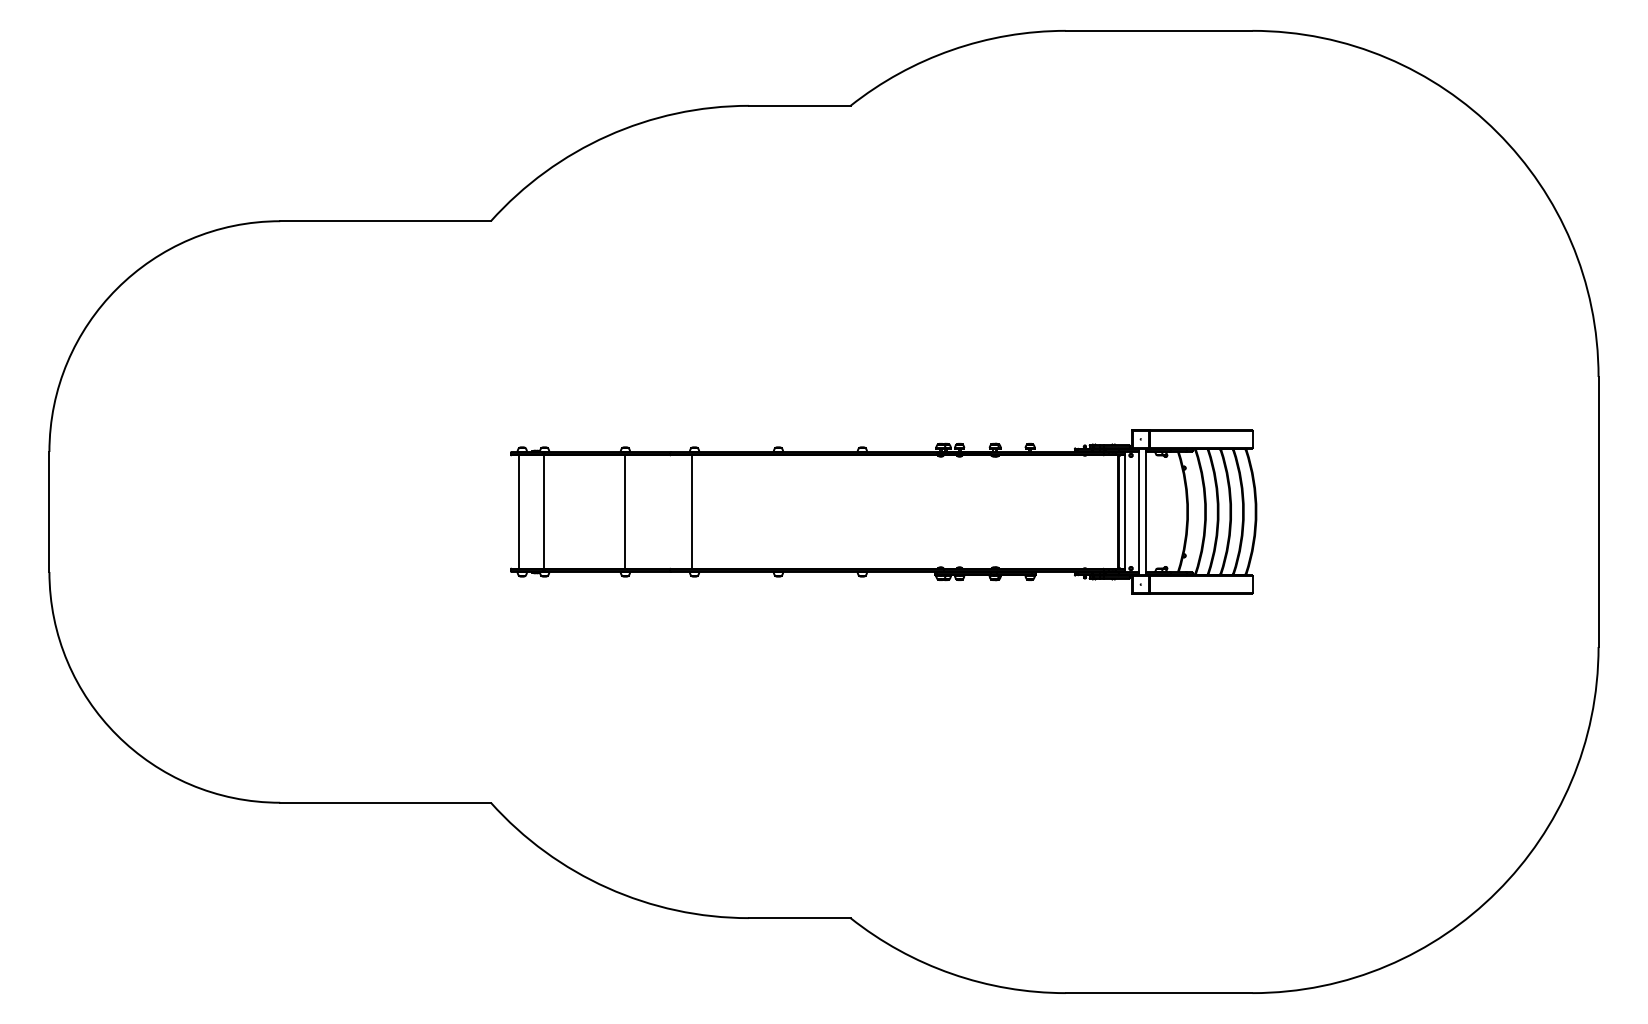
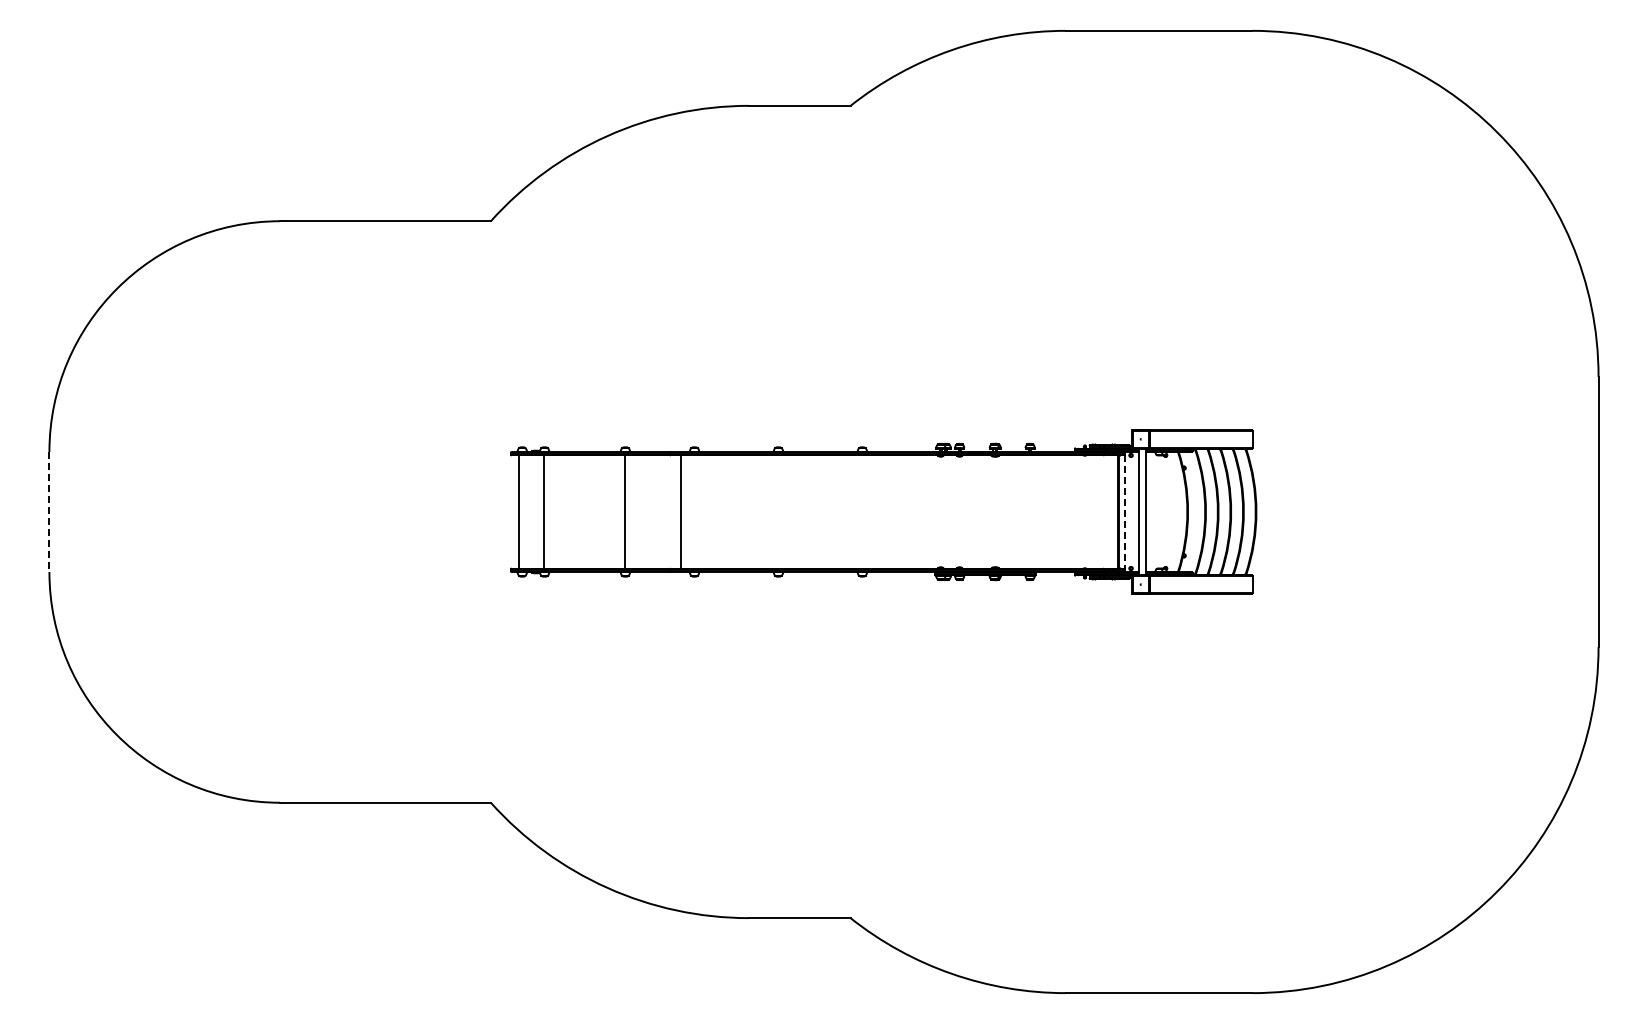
line: solid -> dashed (49, 511)
line position: (692, 511) -> (681, 511) (681, 511)
line: solid -> dashed (1125, 512)
